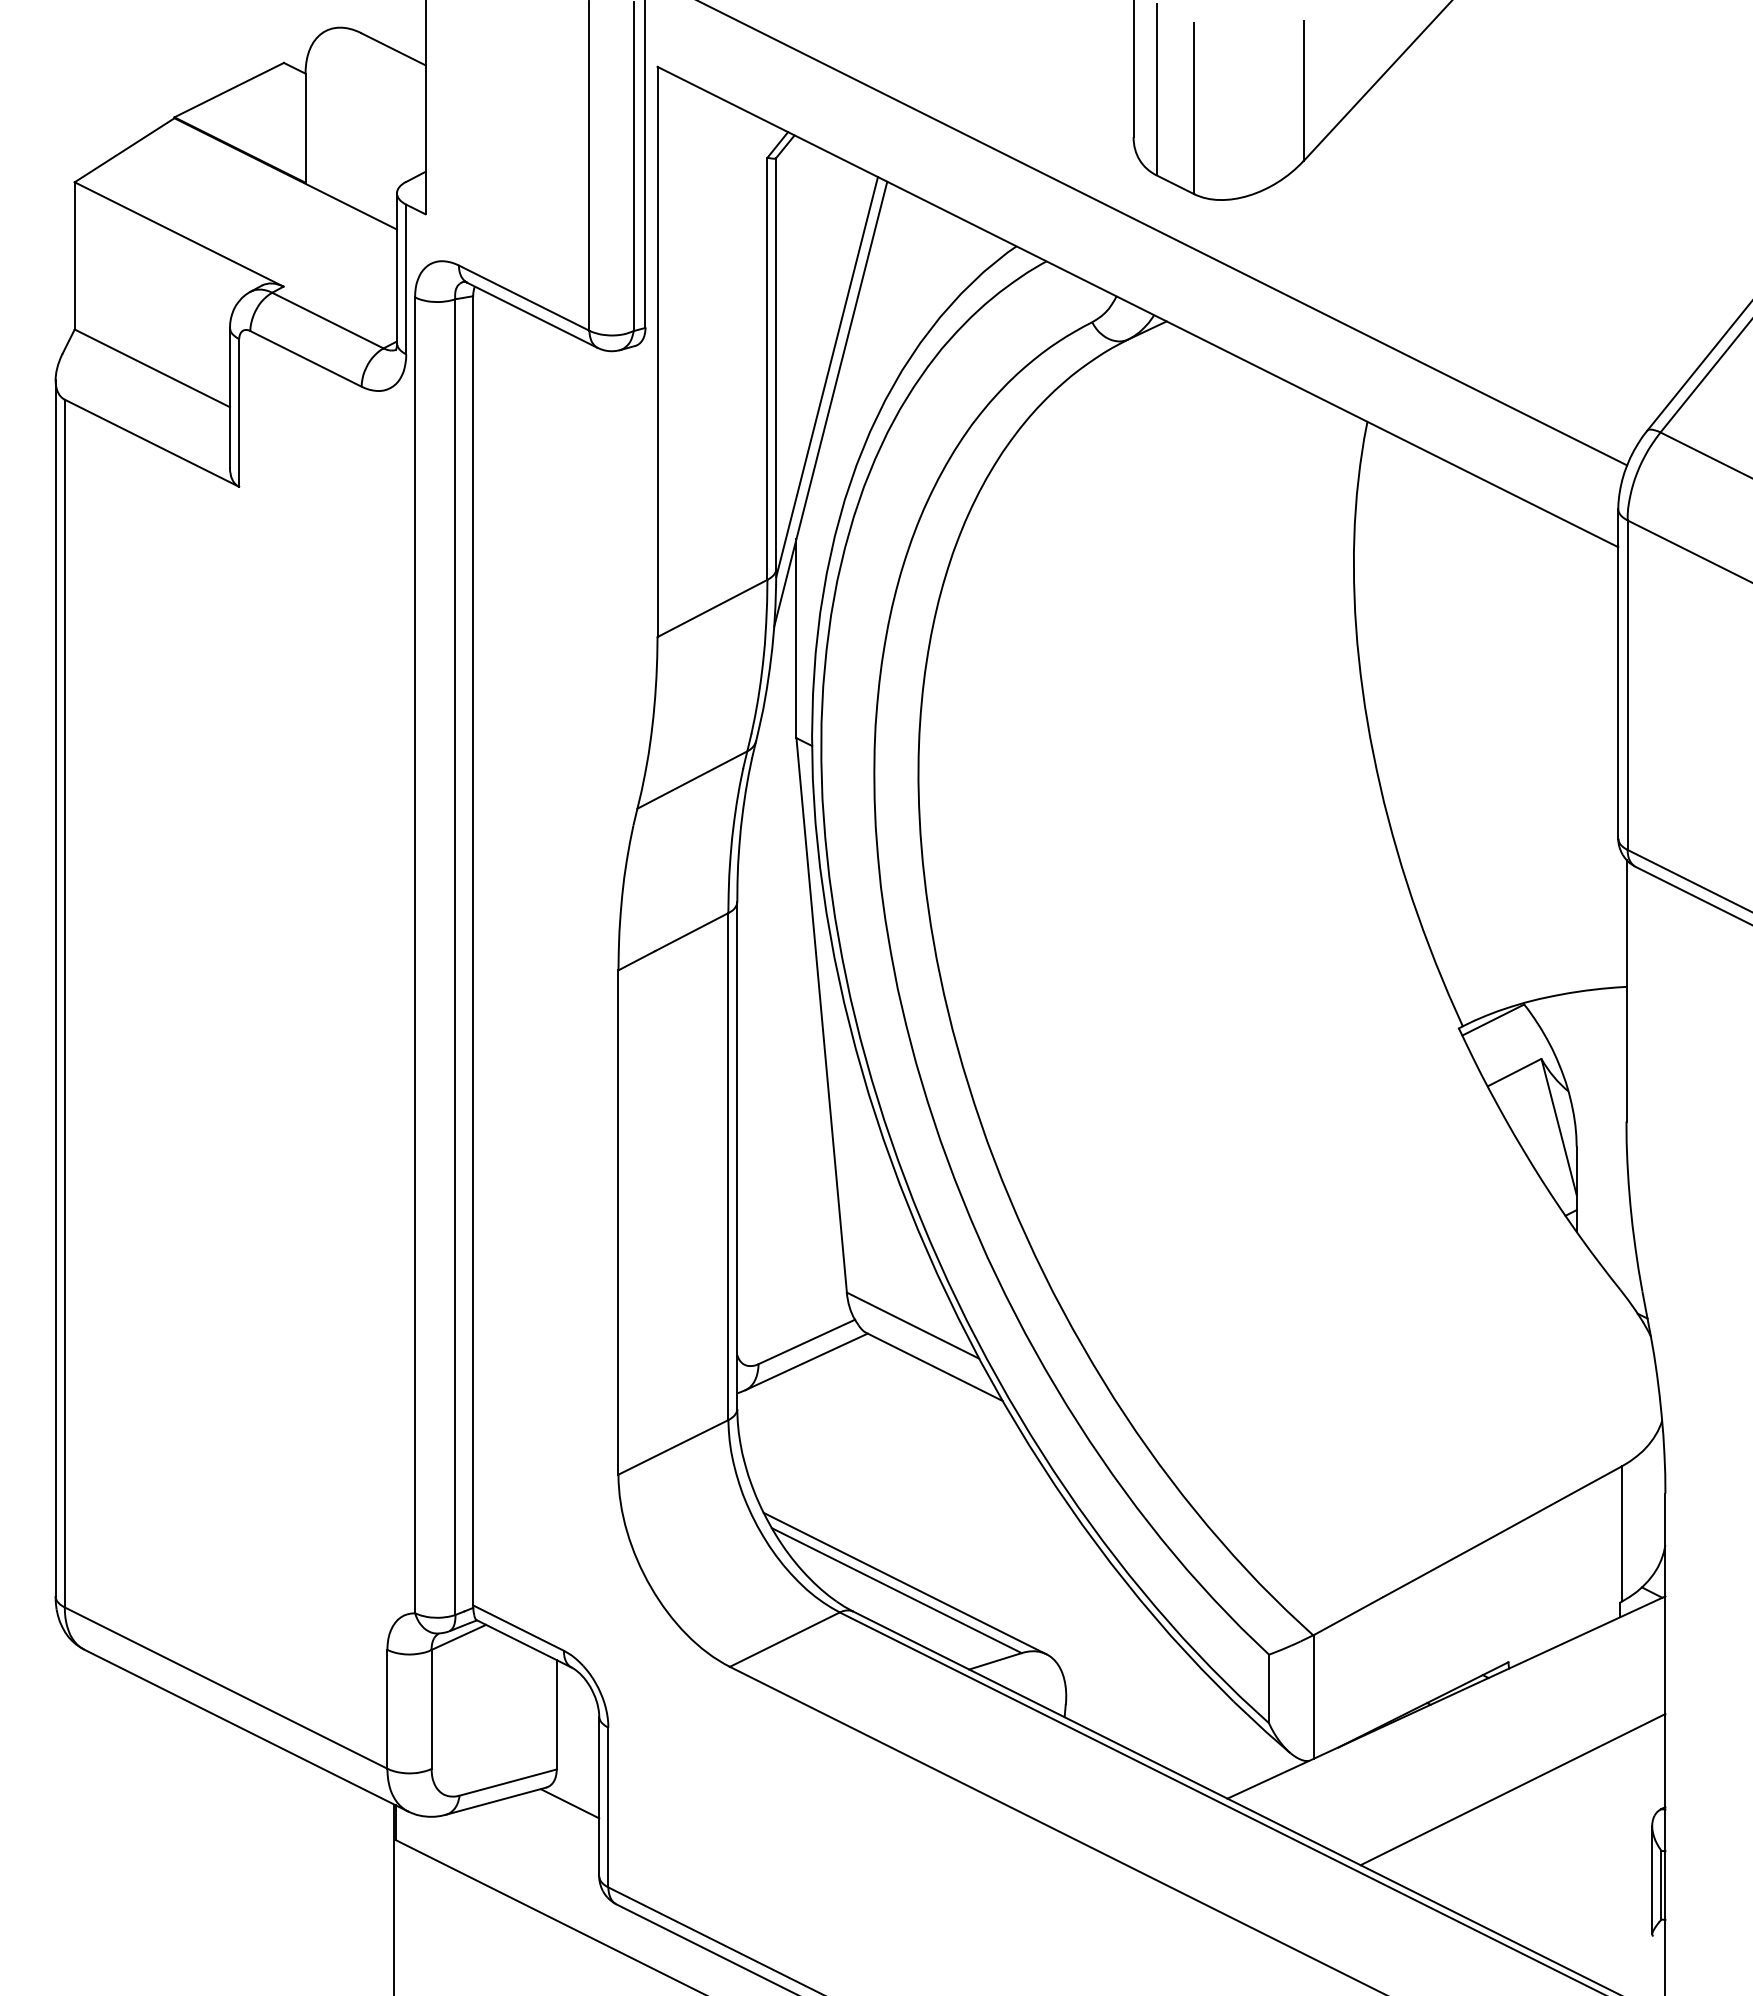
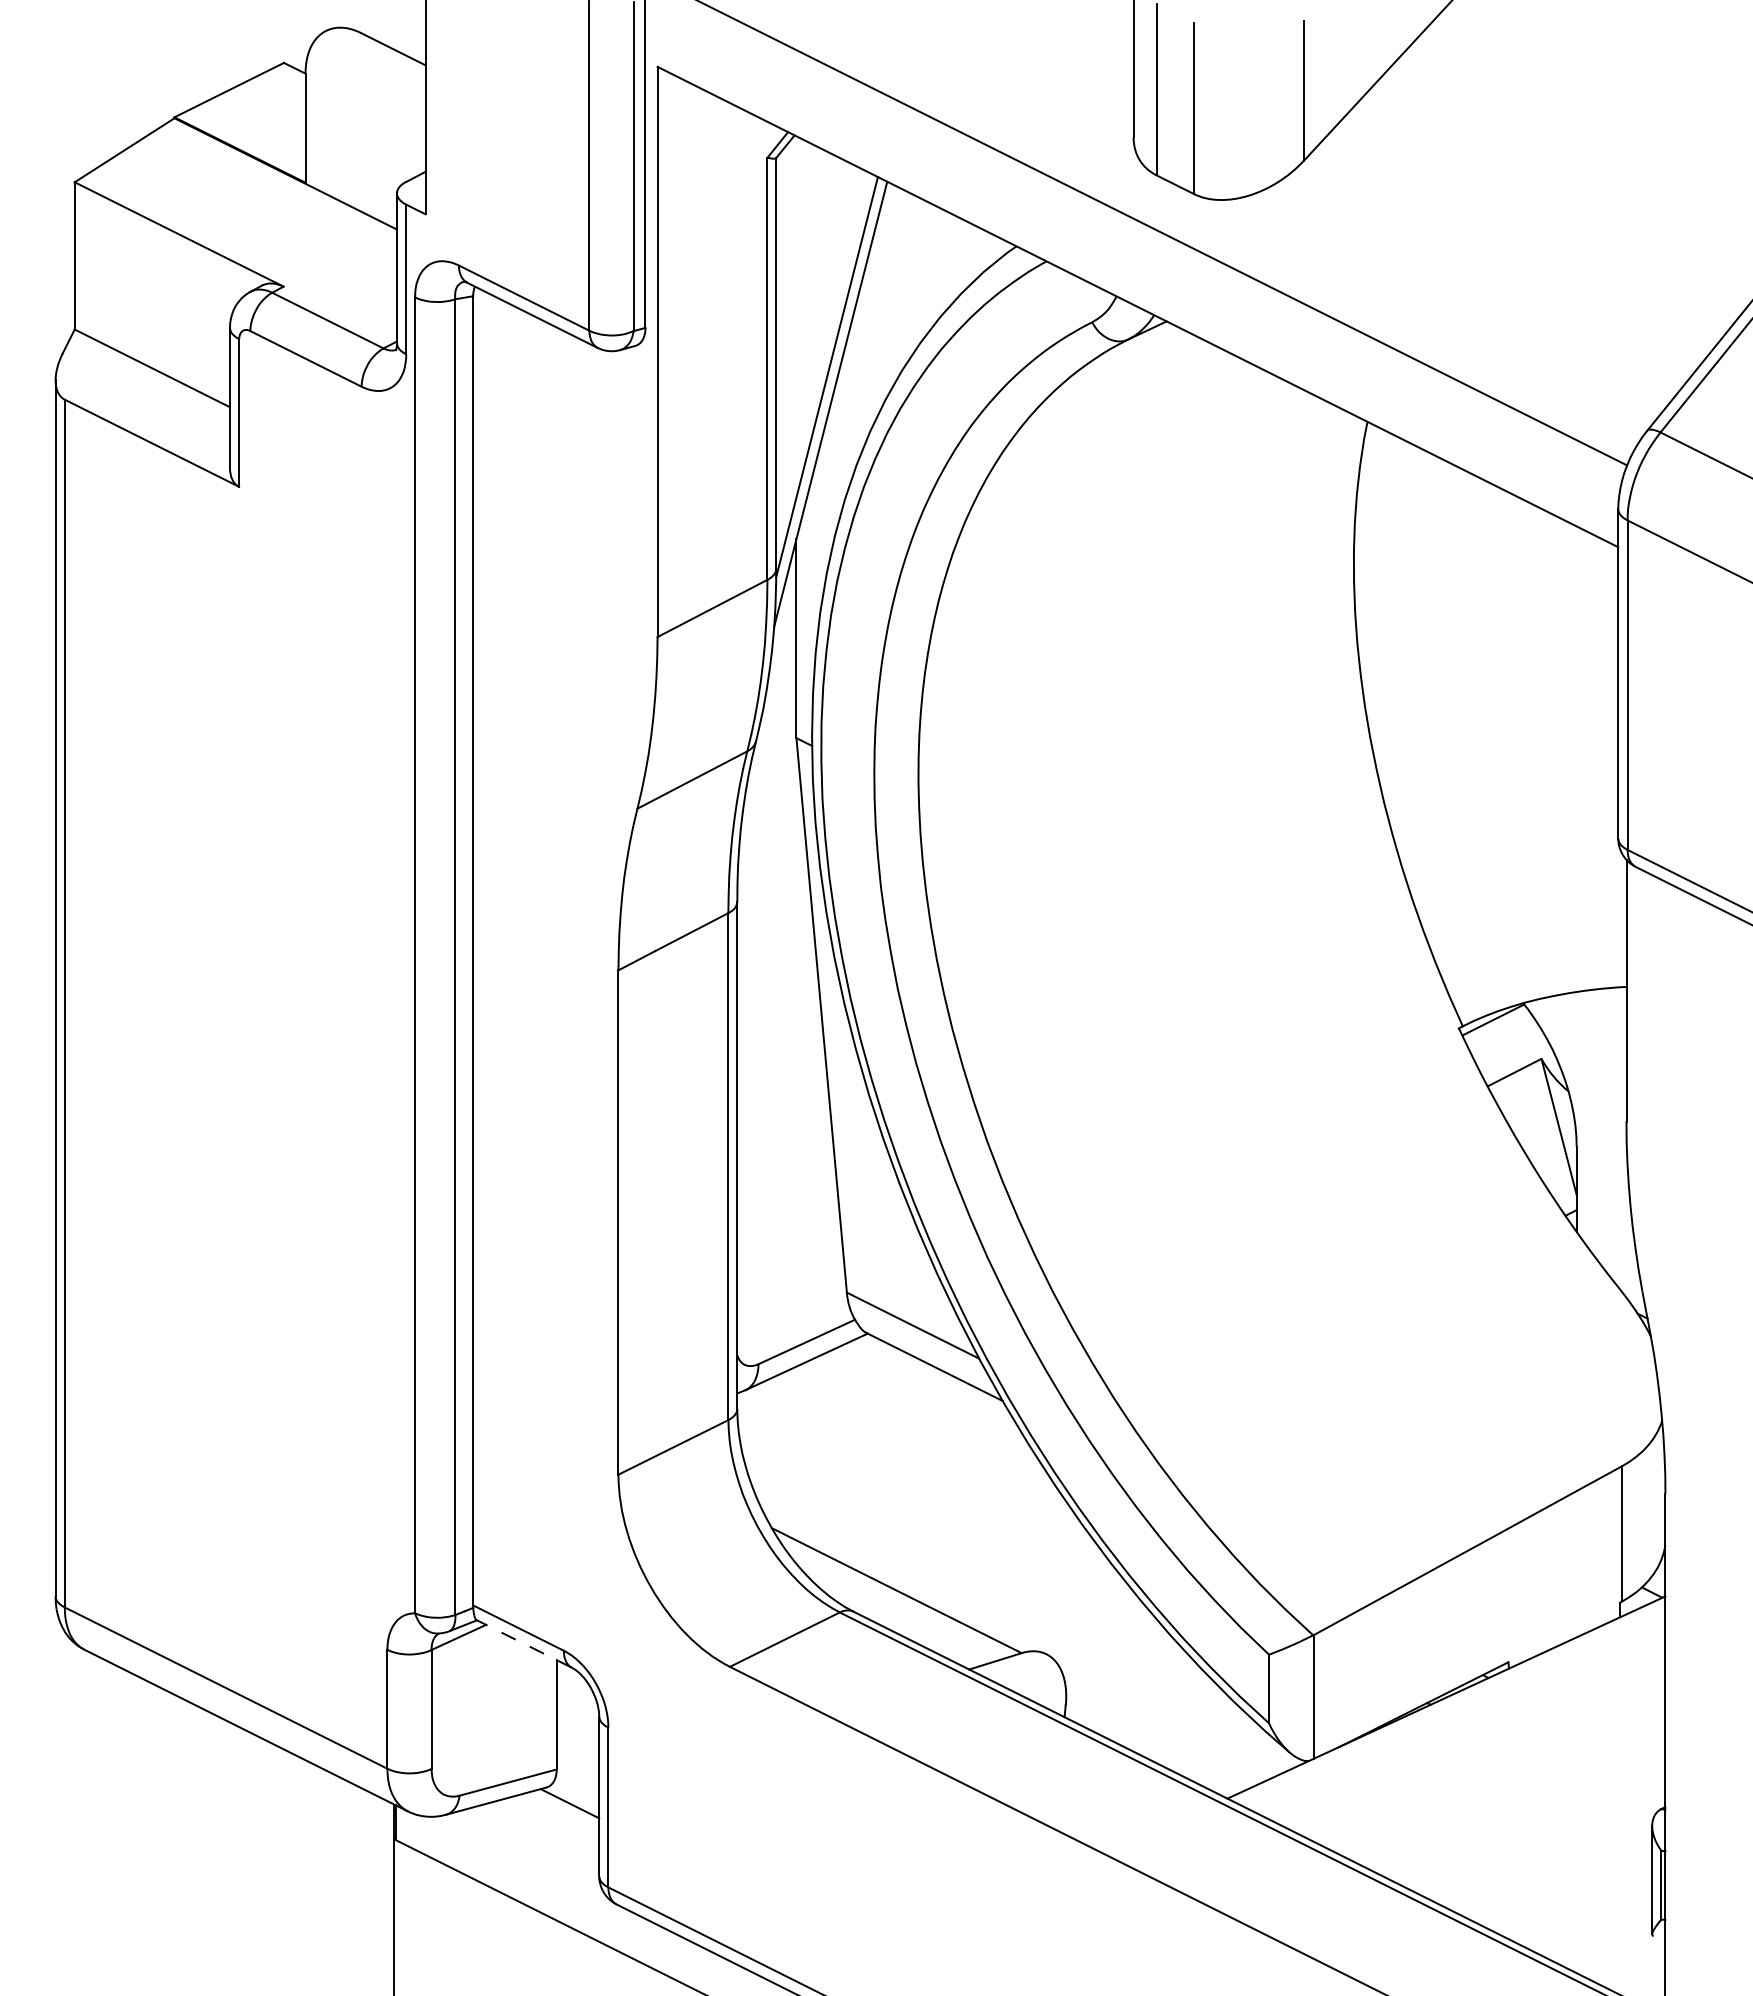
line: present -> none (904, 1583)
line: solid -> dashed (523, 1643)
line: present -> none (1512, 1789)
